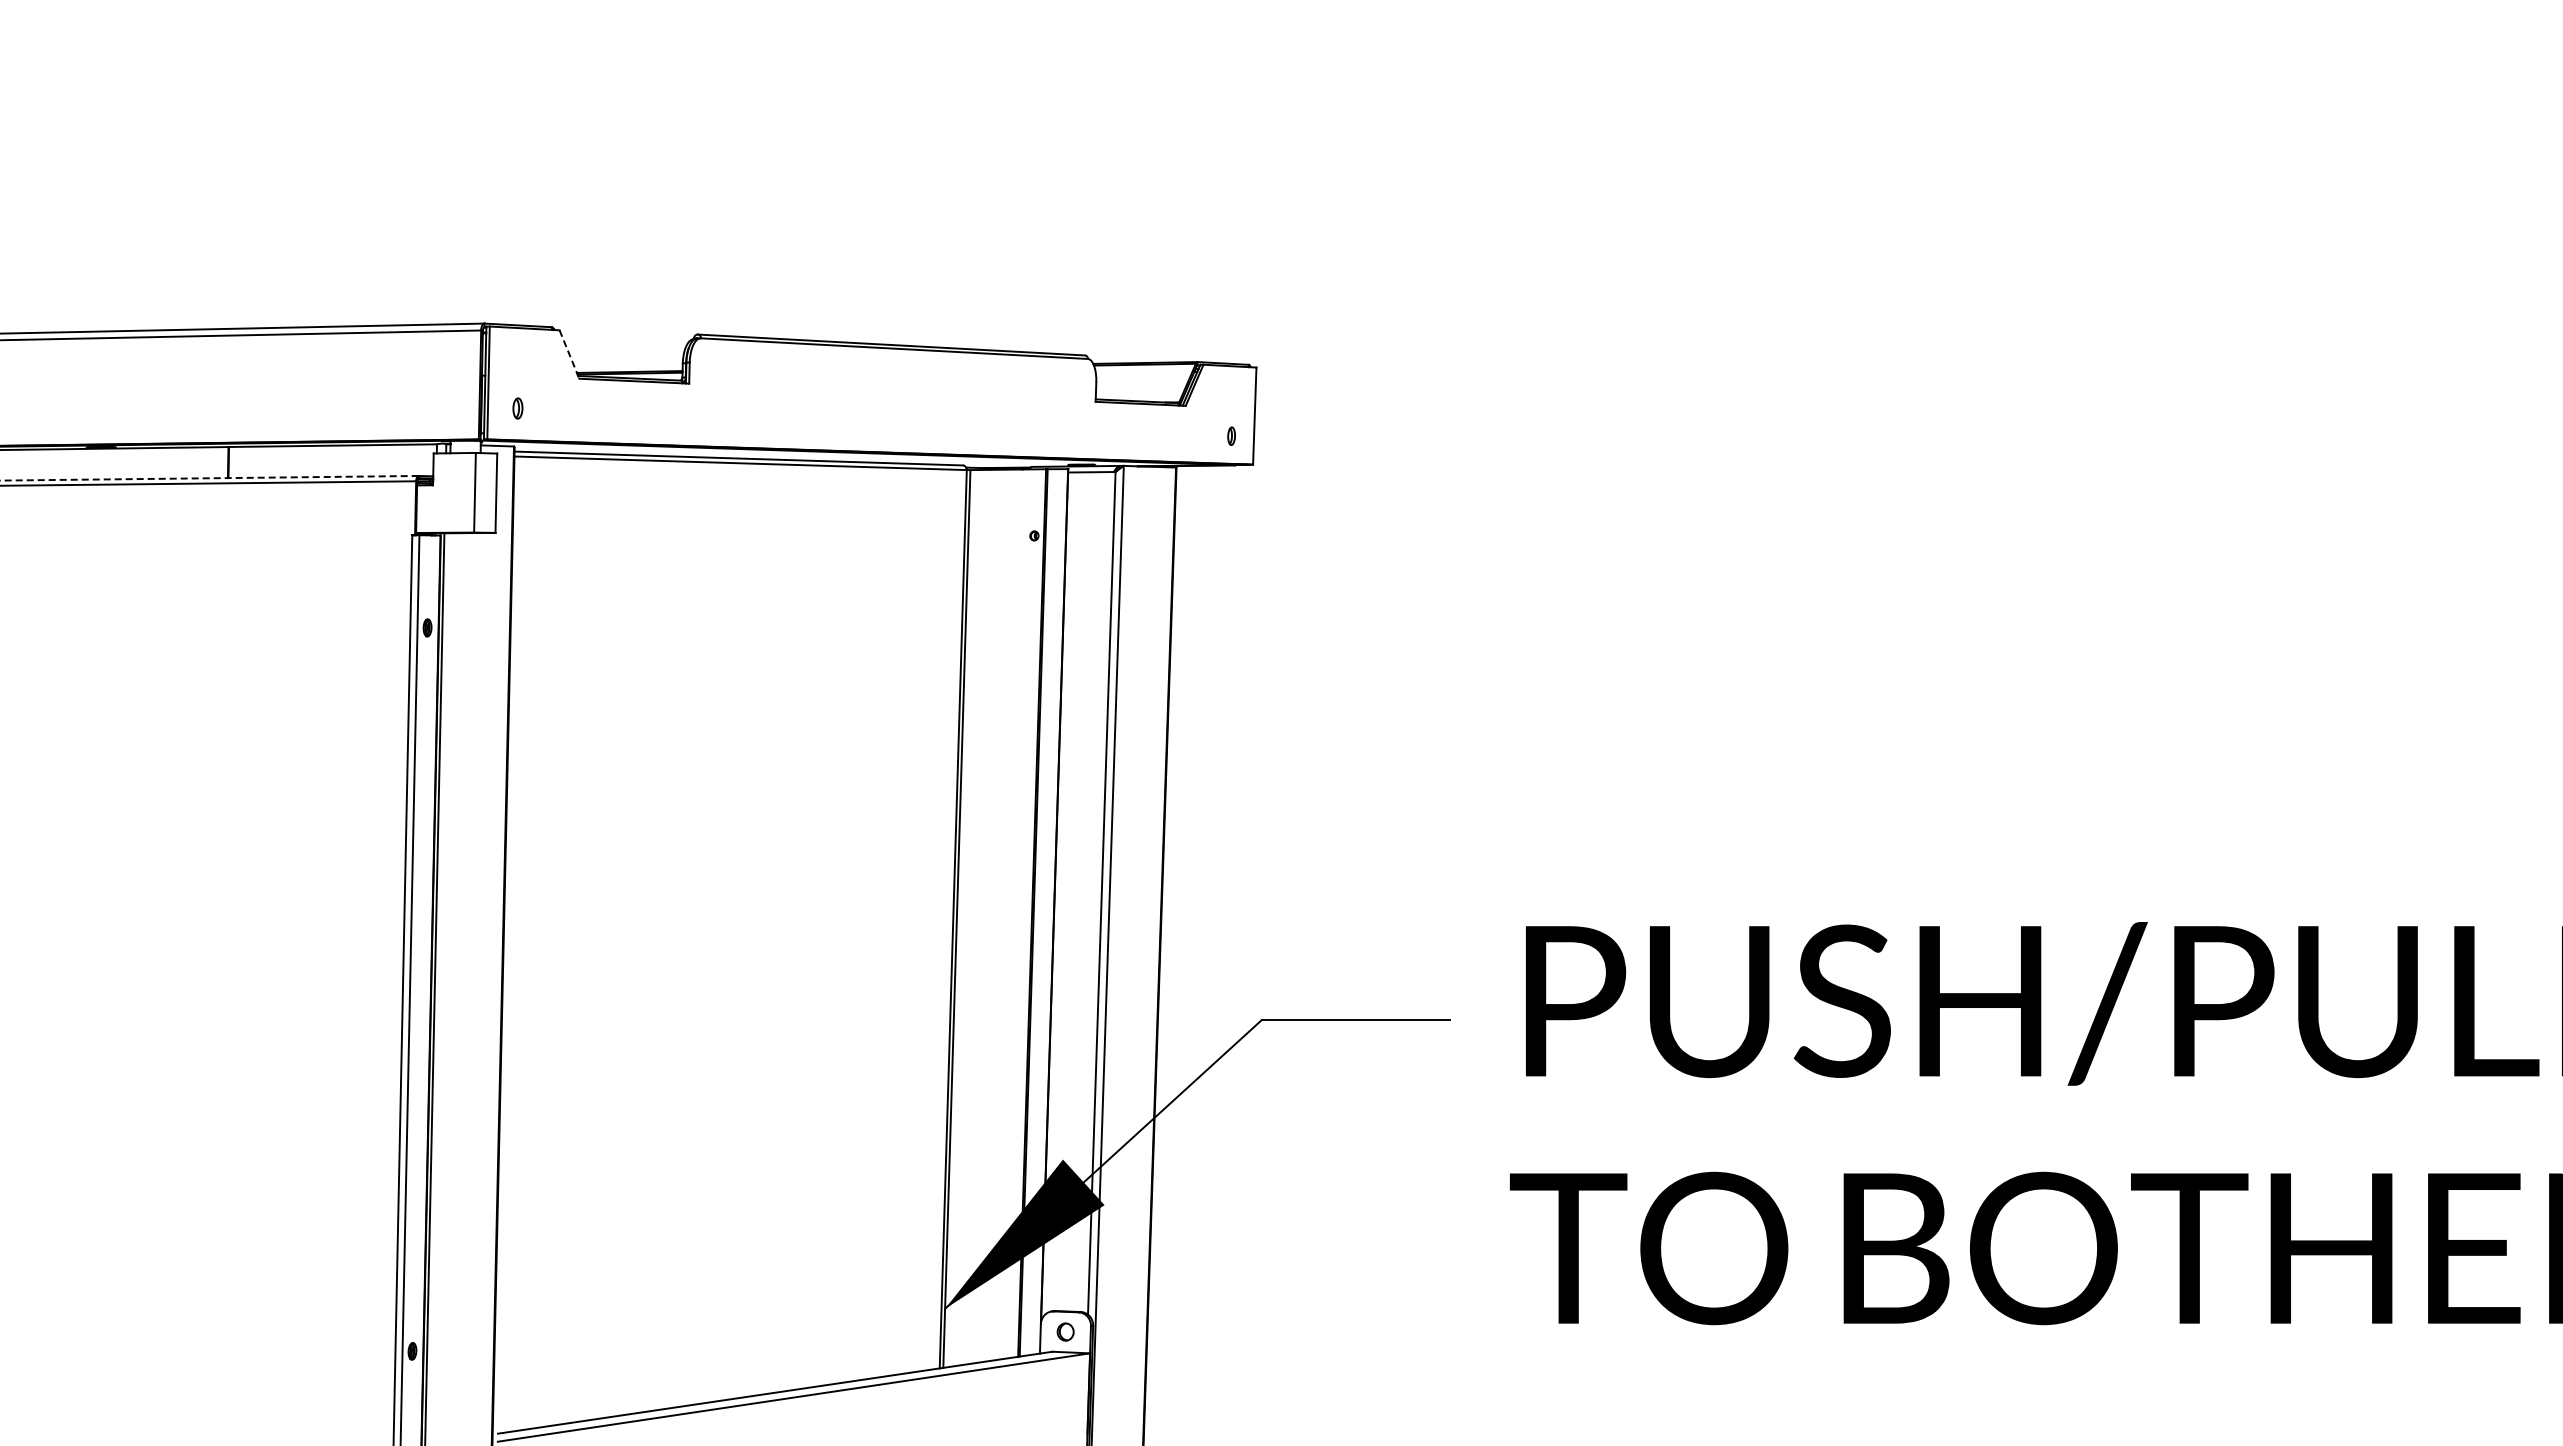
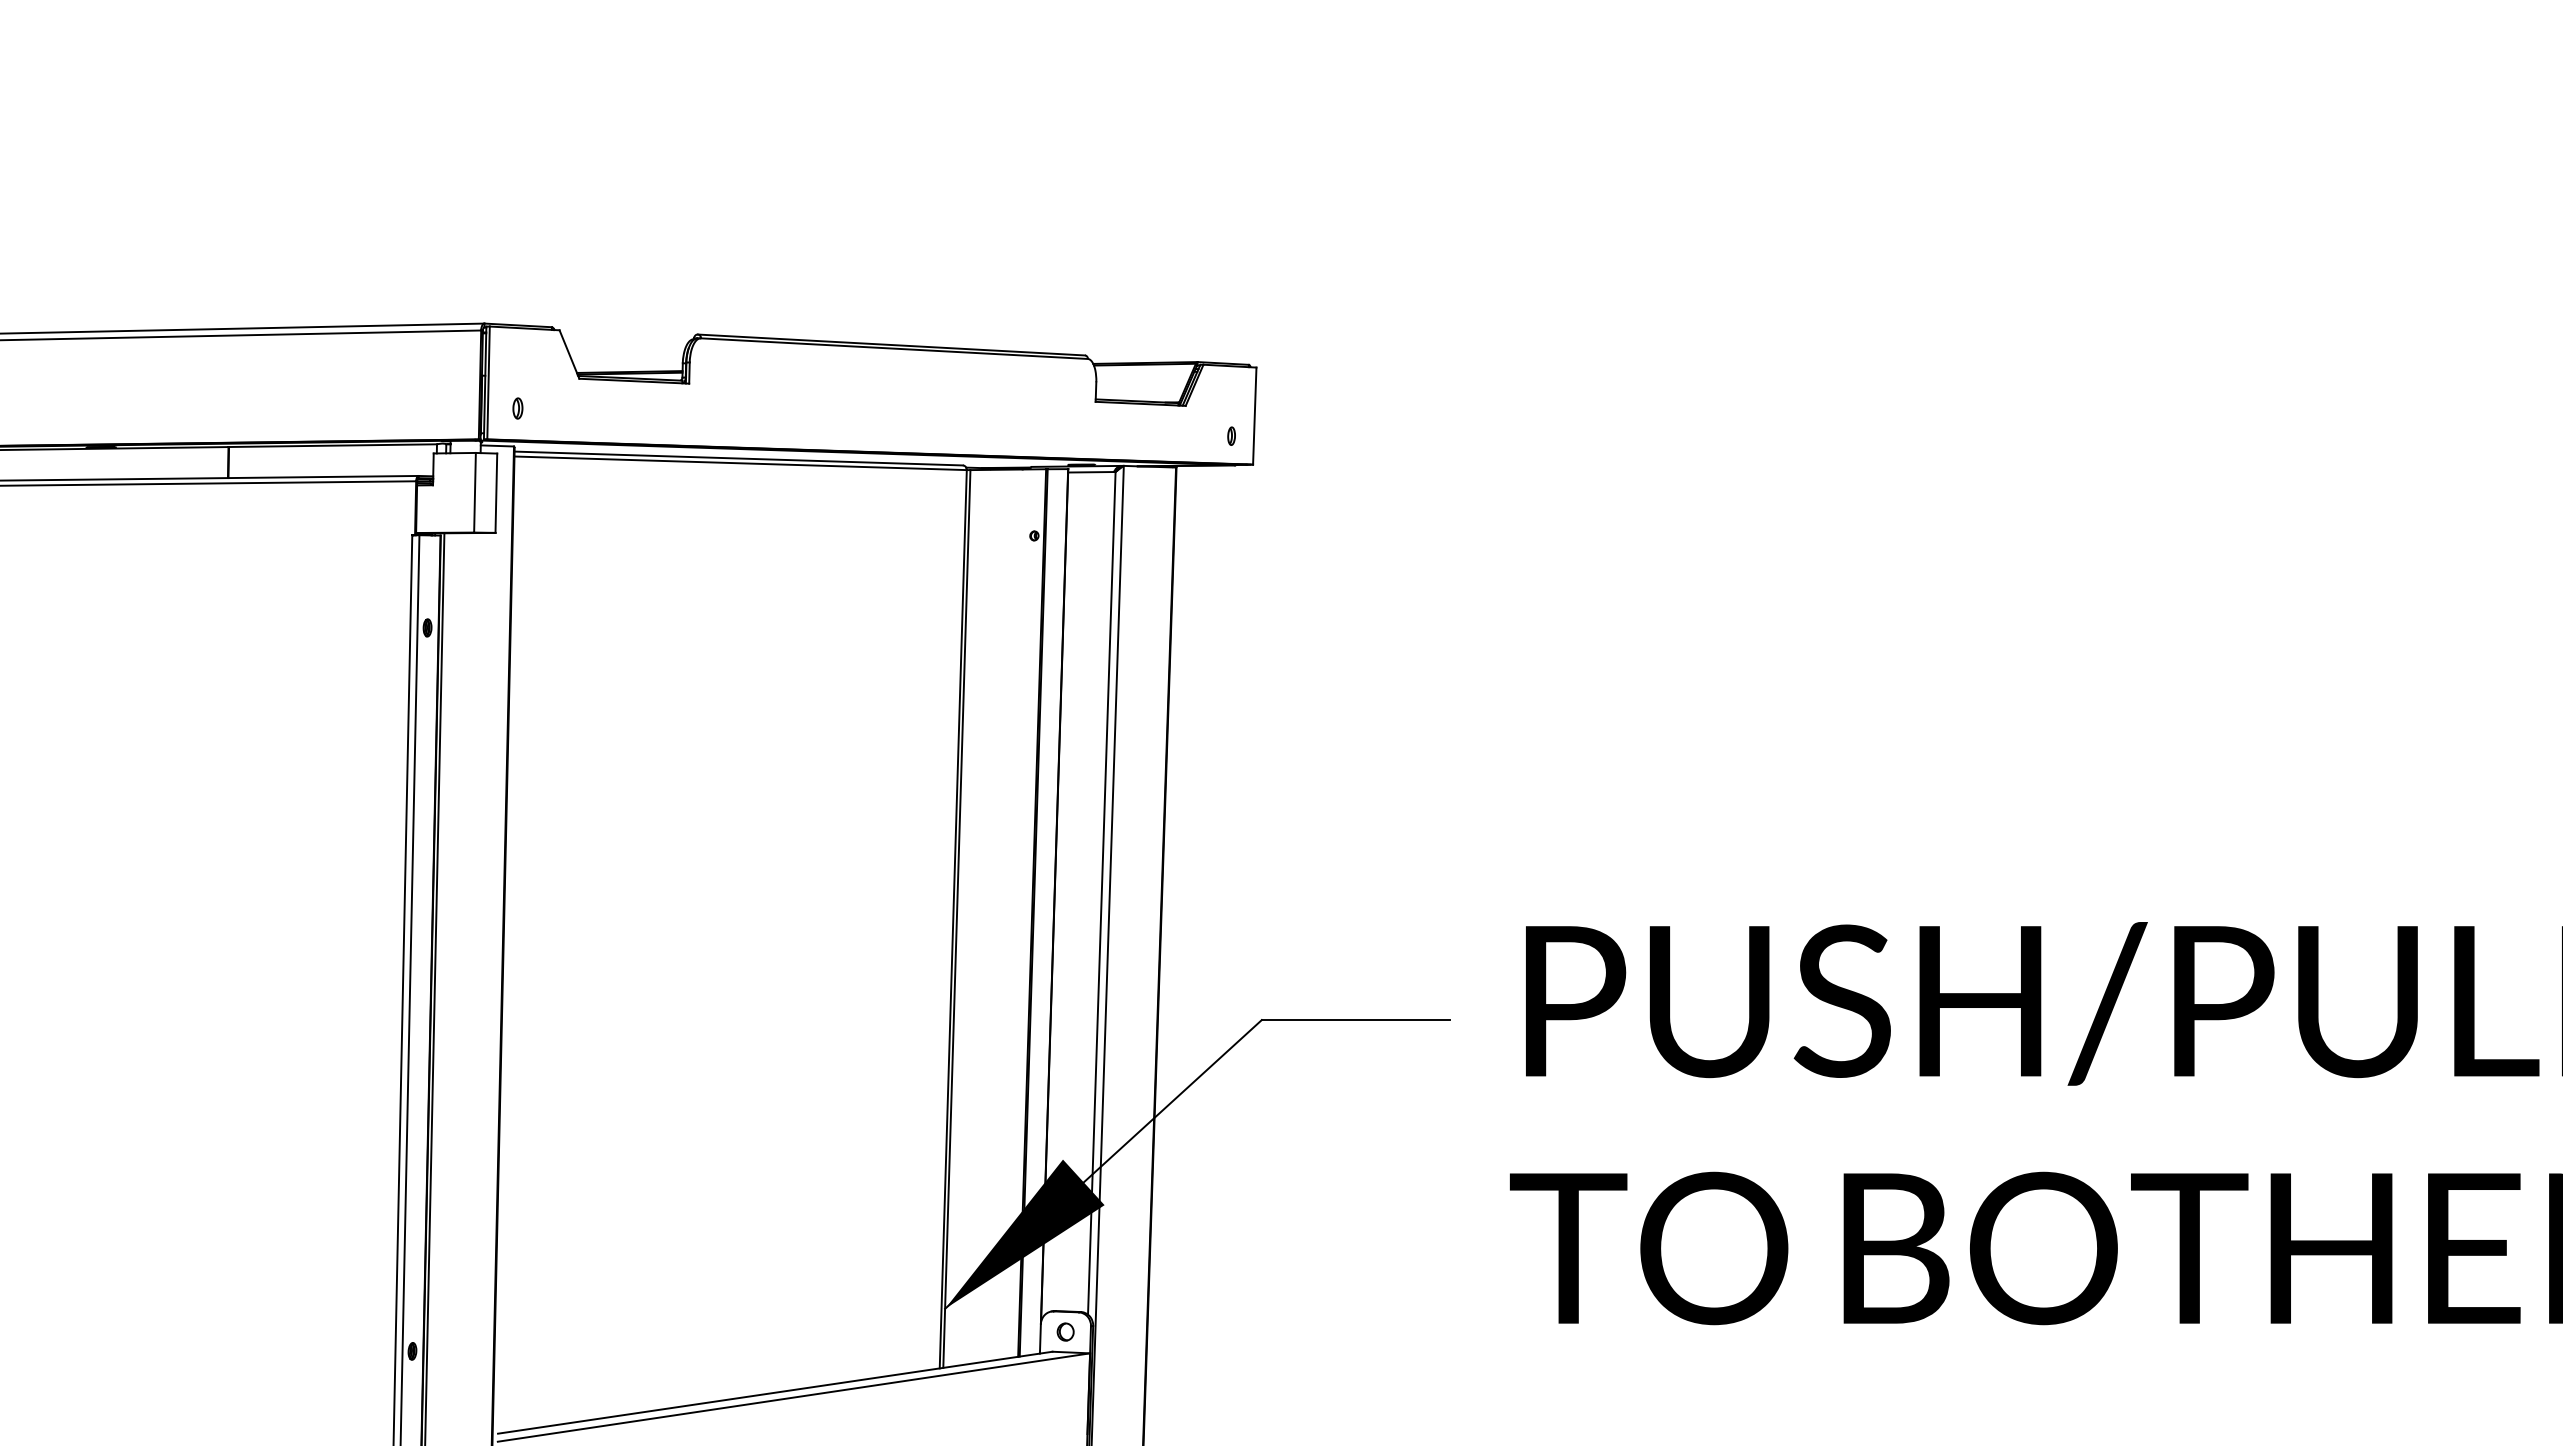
line: dashed -> solid (569, 355)
line: dashed -> solid (209, 478)
